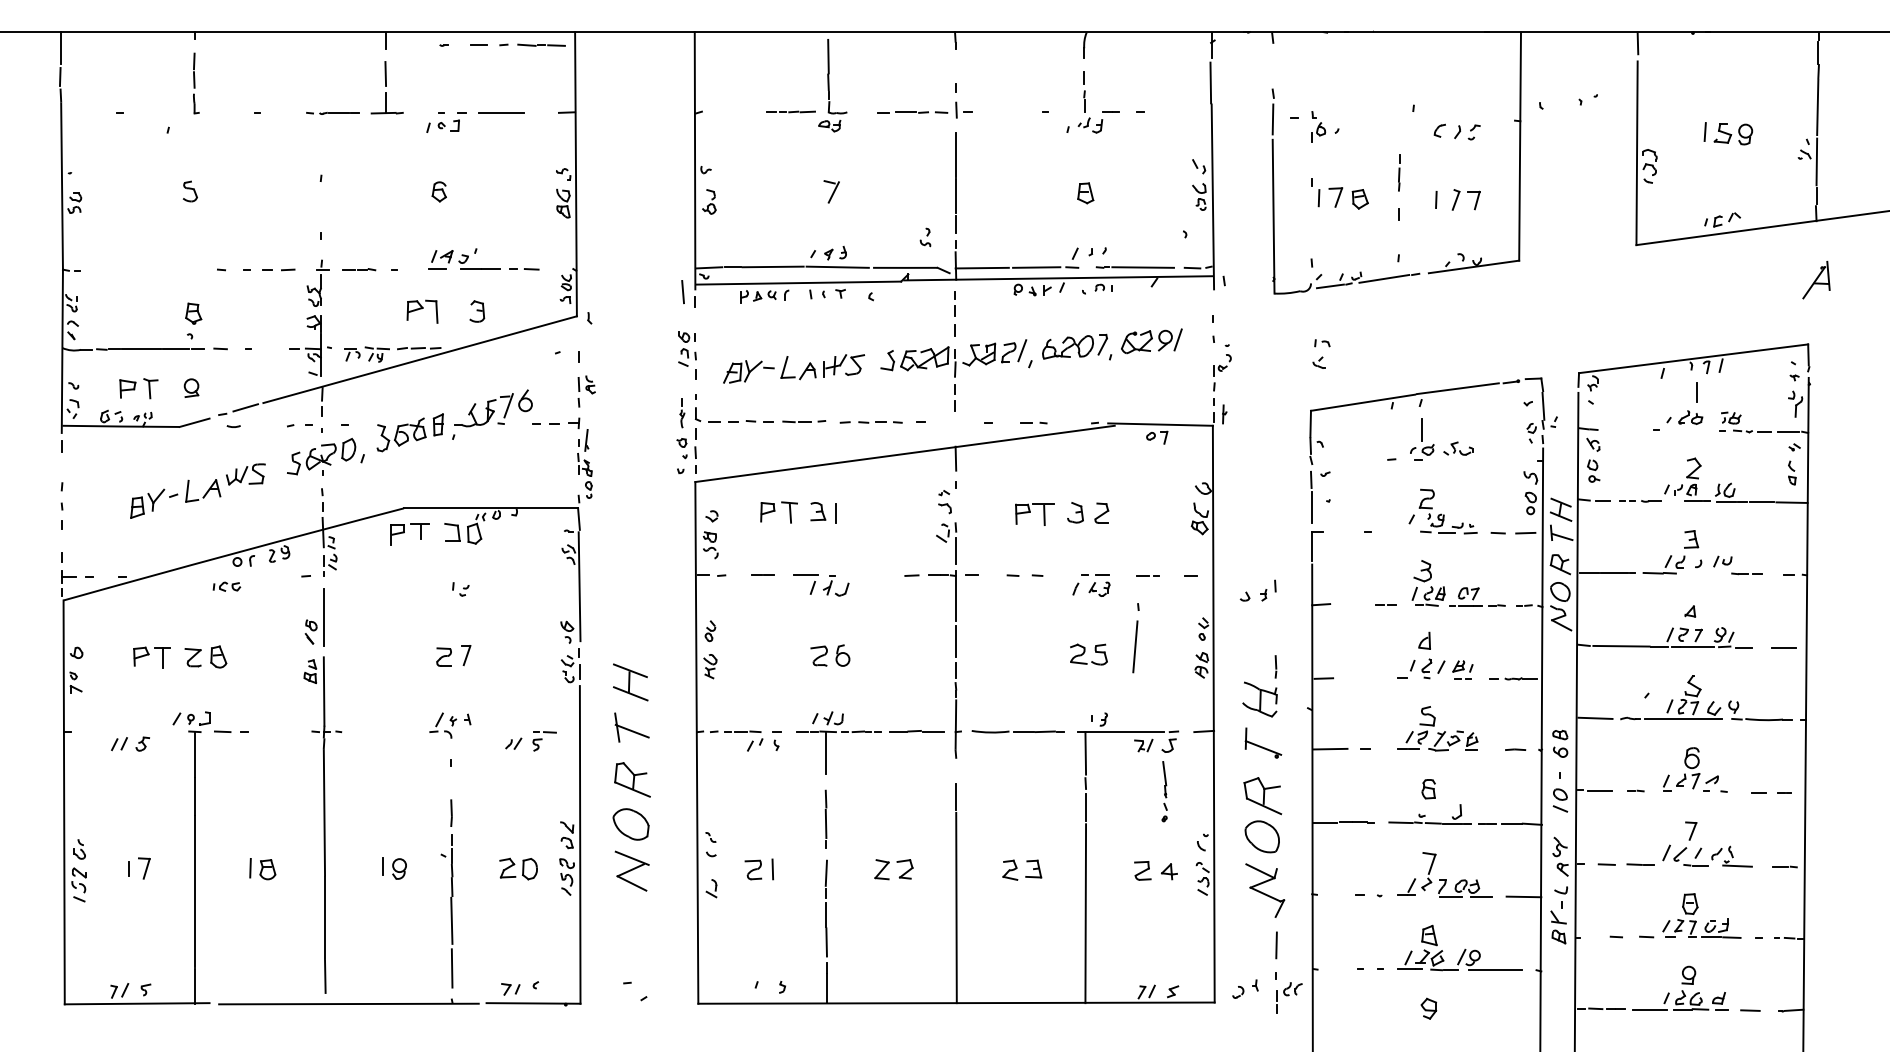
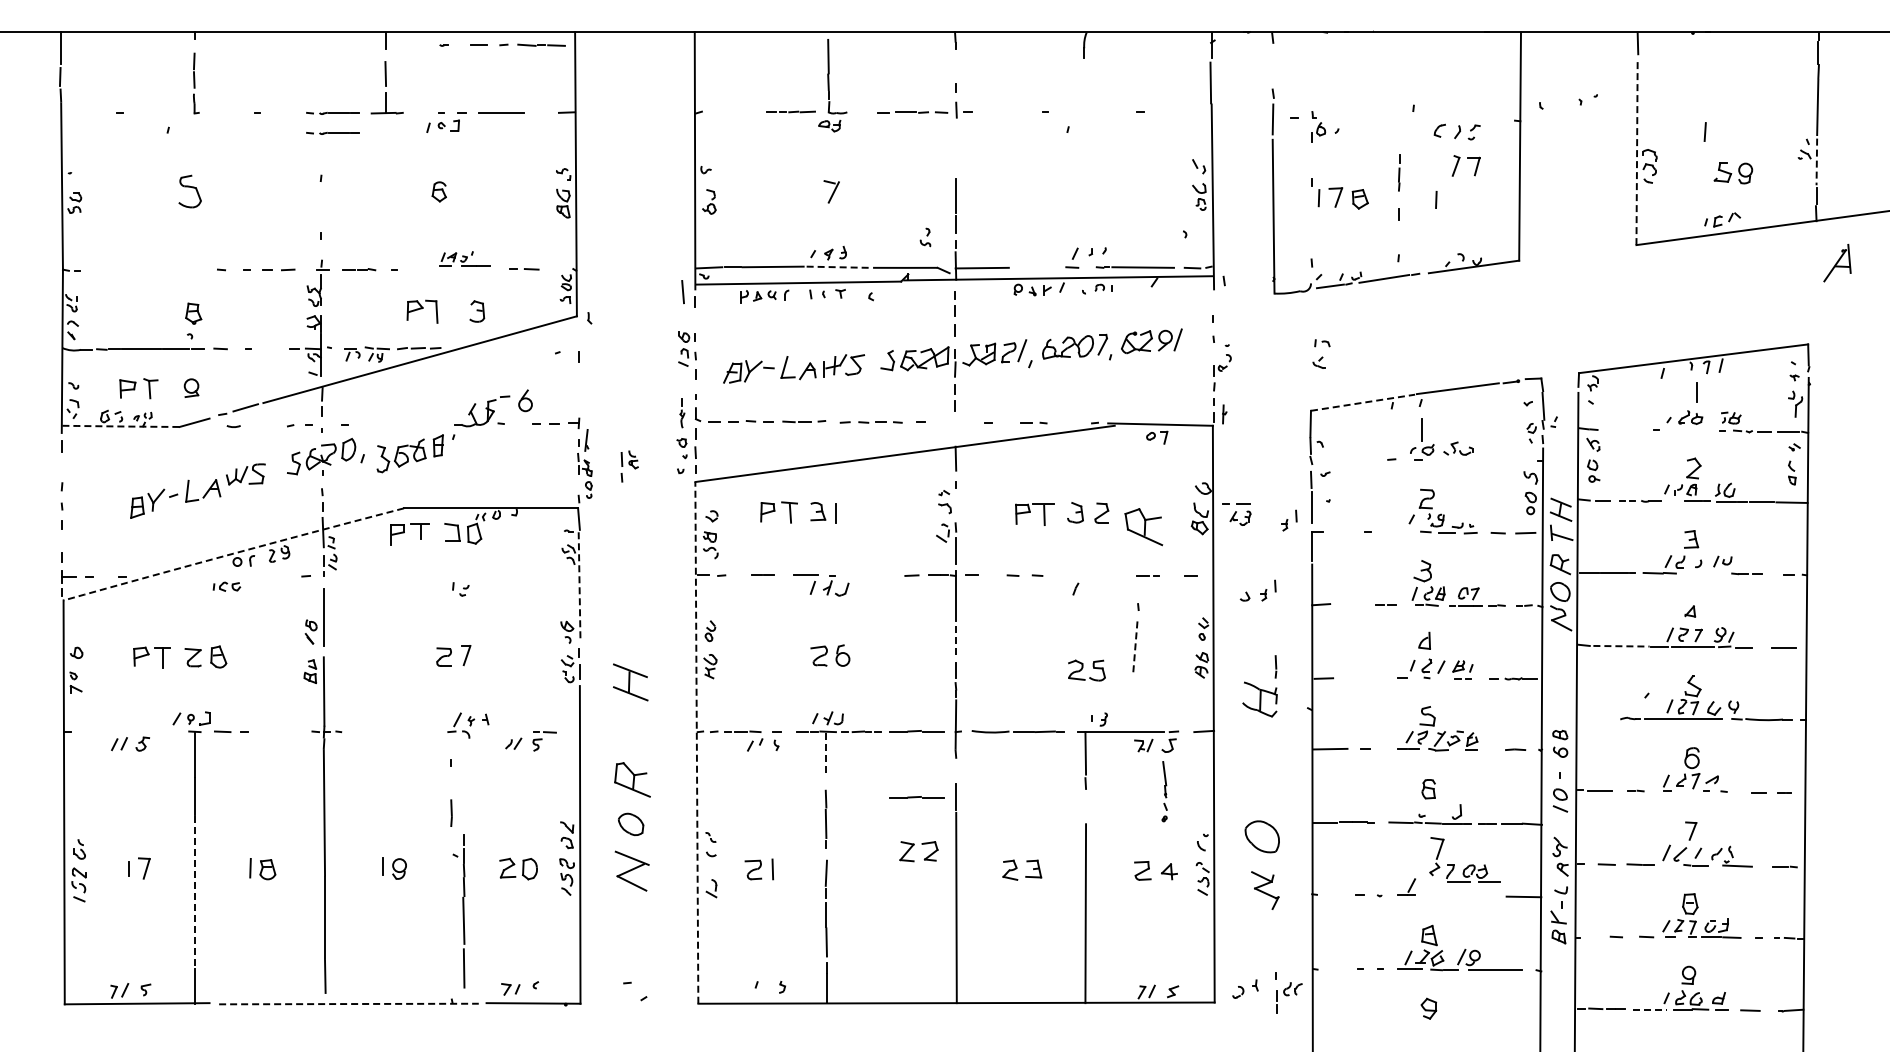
part: present -> none (1102, 111)
line: none -> present (332, 133)
part position: (1733, 134) -> (1733, 173) (1733, 173)
line: solid -> dashed (1637, 153)
line: present -> none (955, 154)
line: solid -> dashed (1816, 162)
part size: 15x23 px -> 24x35 px (189, 191)
part position: (1467, 192) -> (1467, 158) (1467, 158)
part: present -> none (1085, 193)
part size: 73x22 px -> 52x16 px (464, 258)
line: solid -> dashed (838, 267)
line: present -> none (1036, 267)
part position: (1816, 280) -> (1837, 263) (1837, 263)
part position: (586, 391) -> (629, 466) (629, 466)
line: solid -> dashed (1363, 402)
line: present -> none (508, 405)
arc: solid -> dashed (121, 426)
part position: (409, 432) -> (409, 453) (409, 453)
part: none -> present (1289, 520)
arc: solid -> dashed (233, 553)
part position: (1095, 585) -> (1236, 514) (1236, 514)
line: solid -> dashed (579, 587)
line: solid -> dashed (955, 641)
line: solid -> dashed (1135, 646)
line: solid -> dashed (1622, 646)
part position: (1088, 654) -> (1086, 670) (1086, 670)
line: present -> none (1595, 717)
part position: (450, 725) -> (468, 725) (468, 725)
part: present -> none (631, 727)
line: solid -> dashed (696, 742)
part: present -> none (1263, 742)
line: solid -> dashed (825, 753)
part position: (1262, 796) -> (1143, 527) (1143, 527)
line: none -> present (916, 797)
line: present -> none (1086, 807)
part size: 38x33 px -> 28x25 px (630, 824)
part position: (888, 864) -> (913, 846) (913, 846)
part position: (1461, 879) -> (1469, 864) (1469, 864)
part size: 41x55 px -> 29x39 px (1265, 890)
line: solid -> dashed (194, 892)
part position: (446, 911) -> (458, 911) (458, 911)
line: present -> none (1276, 945)
line: solid -> dashed (348, 1004)
line: solid -> dashed (1650, 1009)
